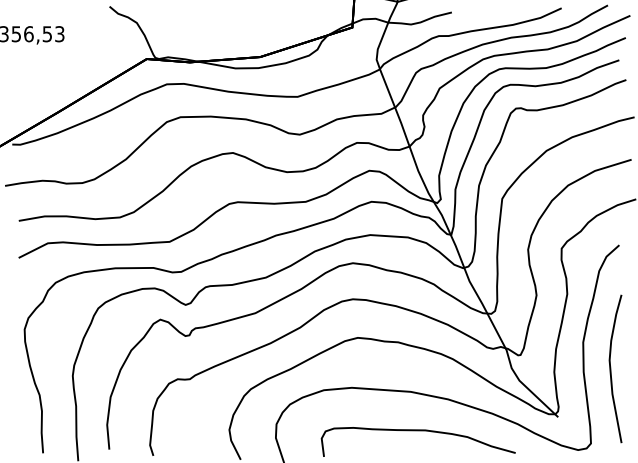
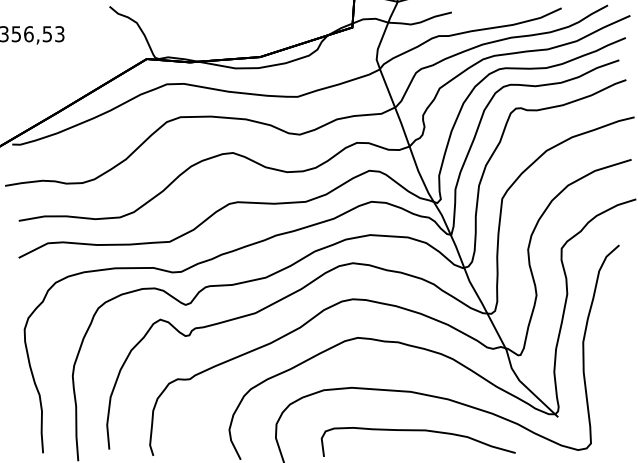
curve: present -> none (611, 368)
